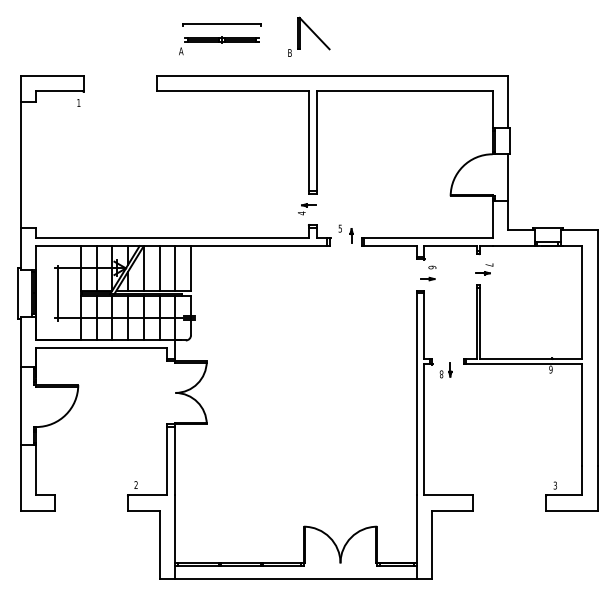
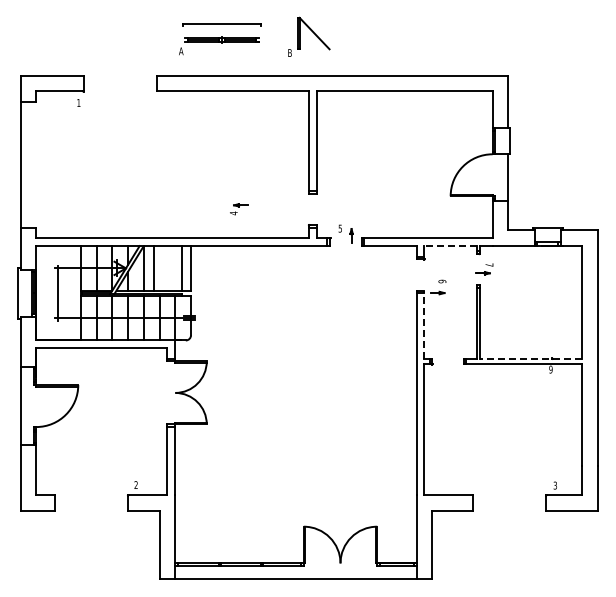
part position: (307, 209) -> (239, 209) (239, 209)
line: solid -> dashed (450, 246)
line position: (159, 268) -> (153, 268) (153, 268)
line position: (175, 268) -> (182, 268) (182, 268)
part position: (428, 273) -> (438, 287) (438, 287)
line: solid -> dashed (424, 324)
line: solid -> dashed (530, 358)
part: present -> none (445, 370)
